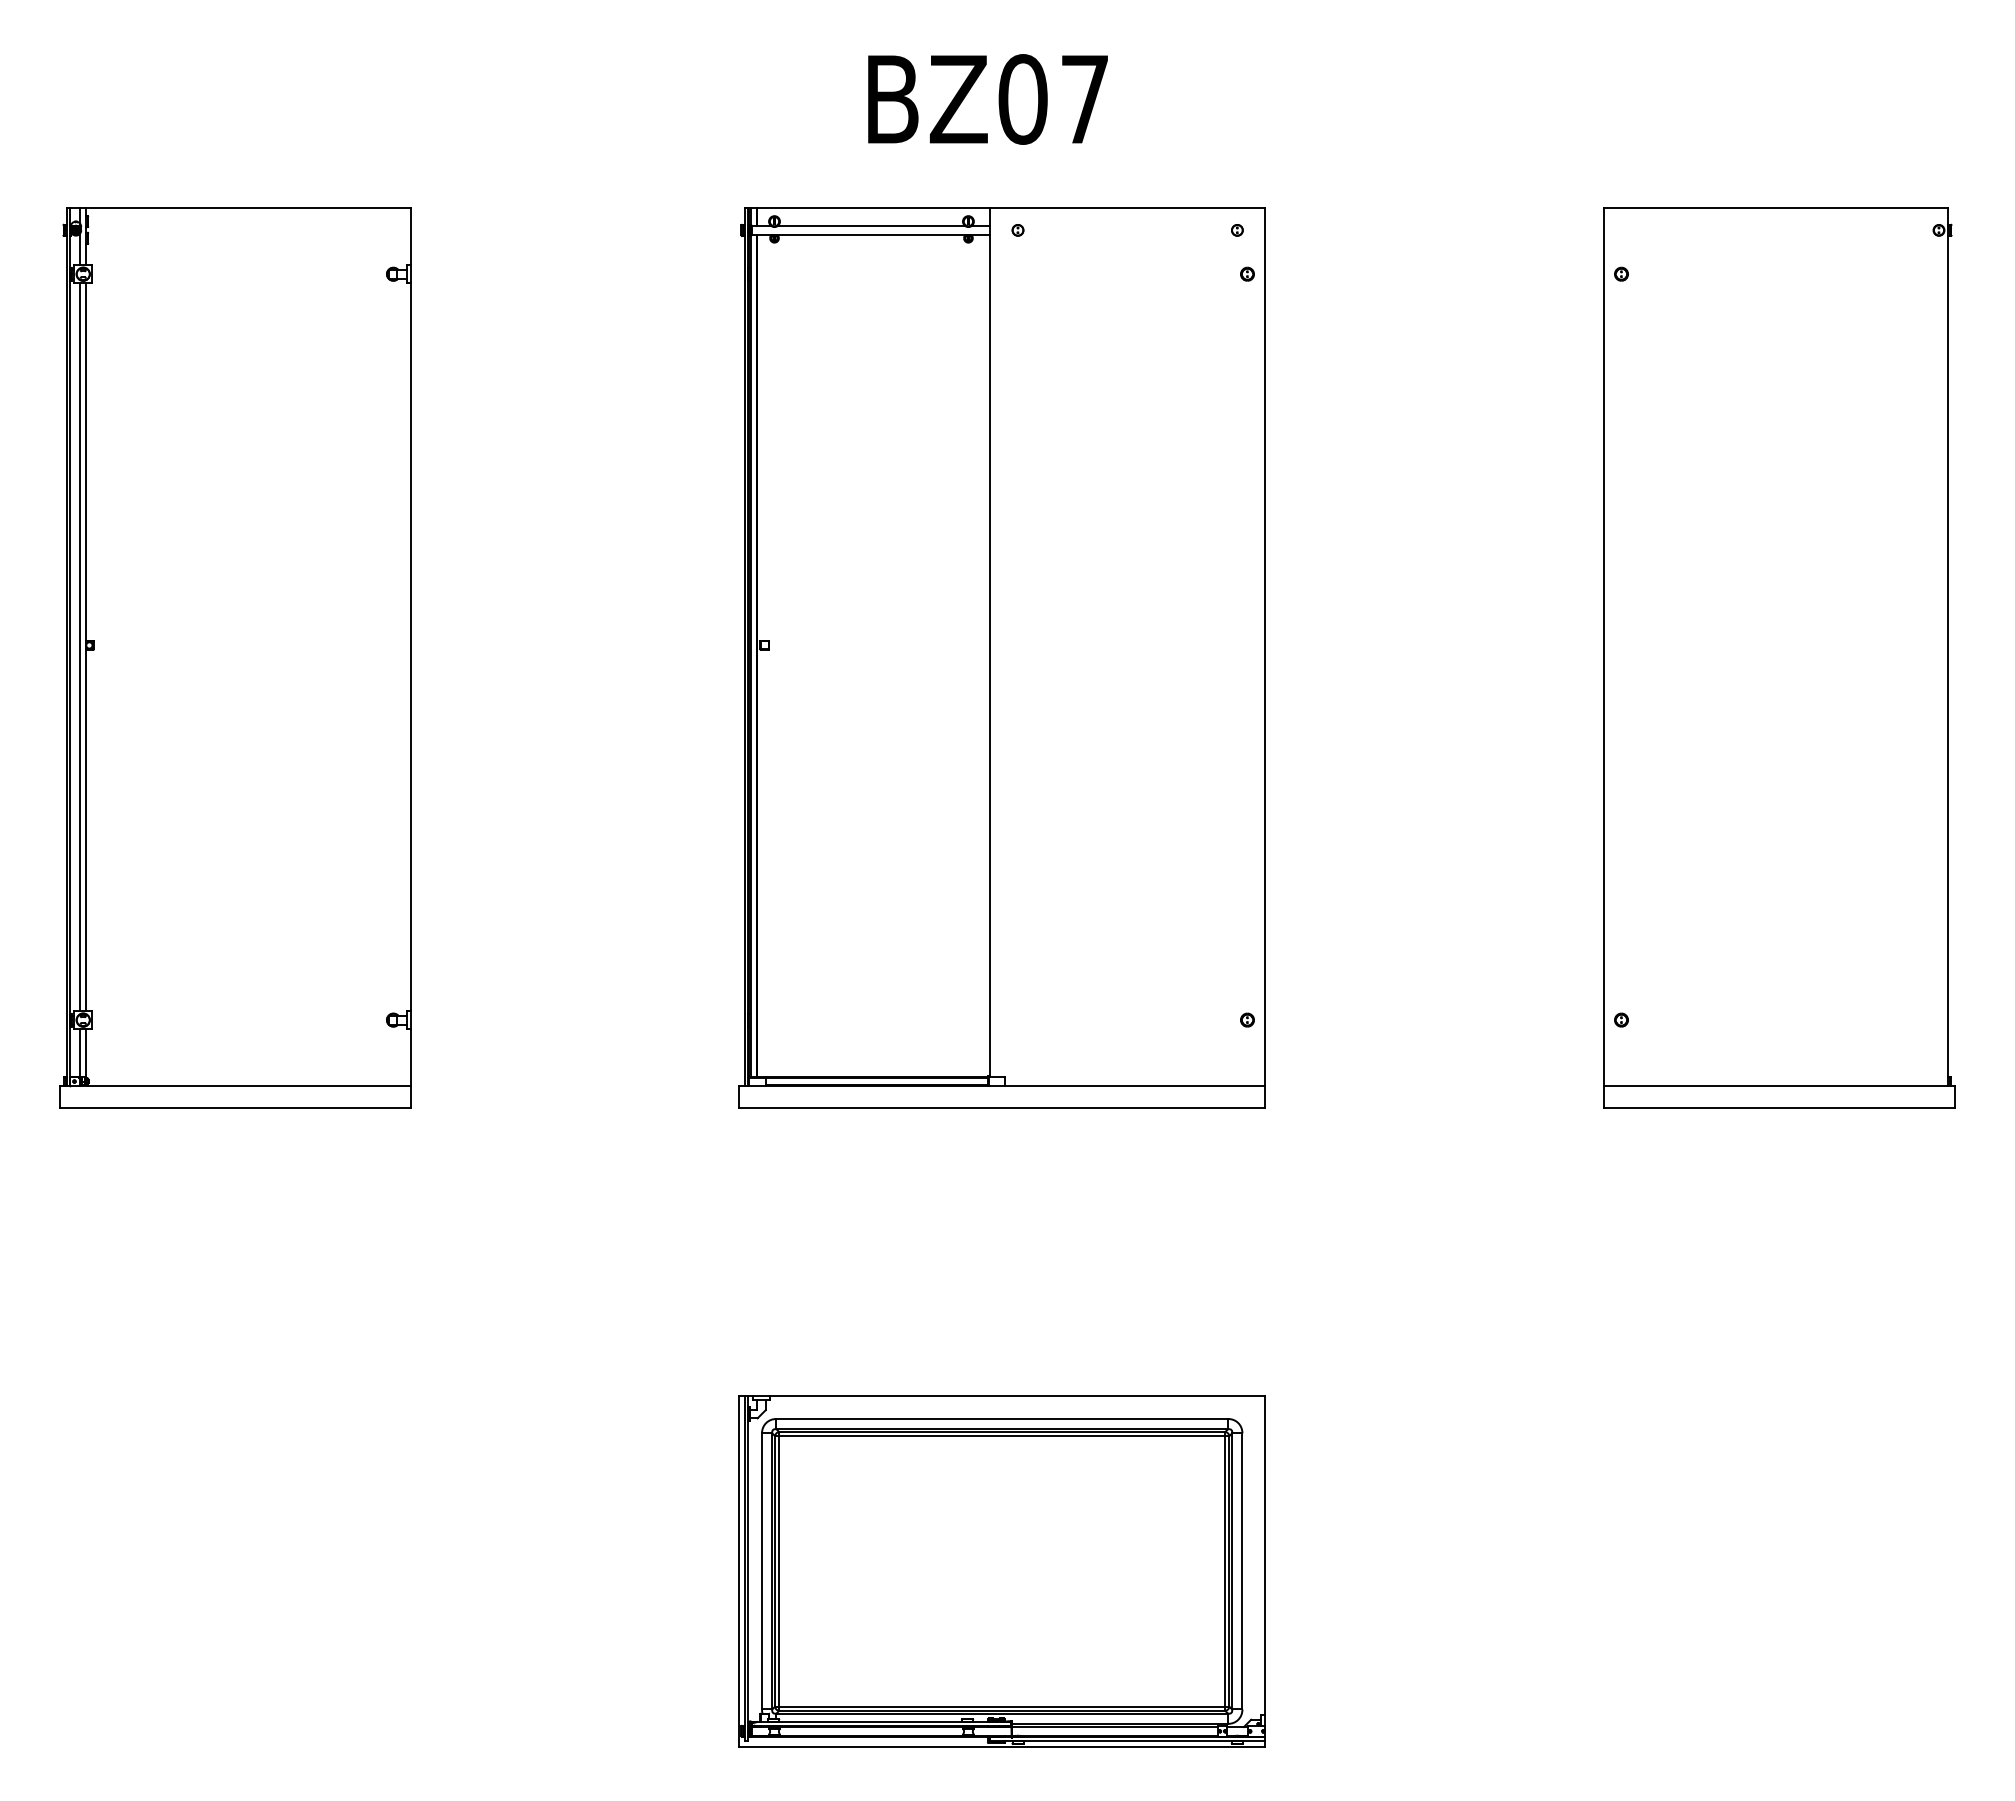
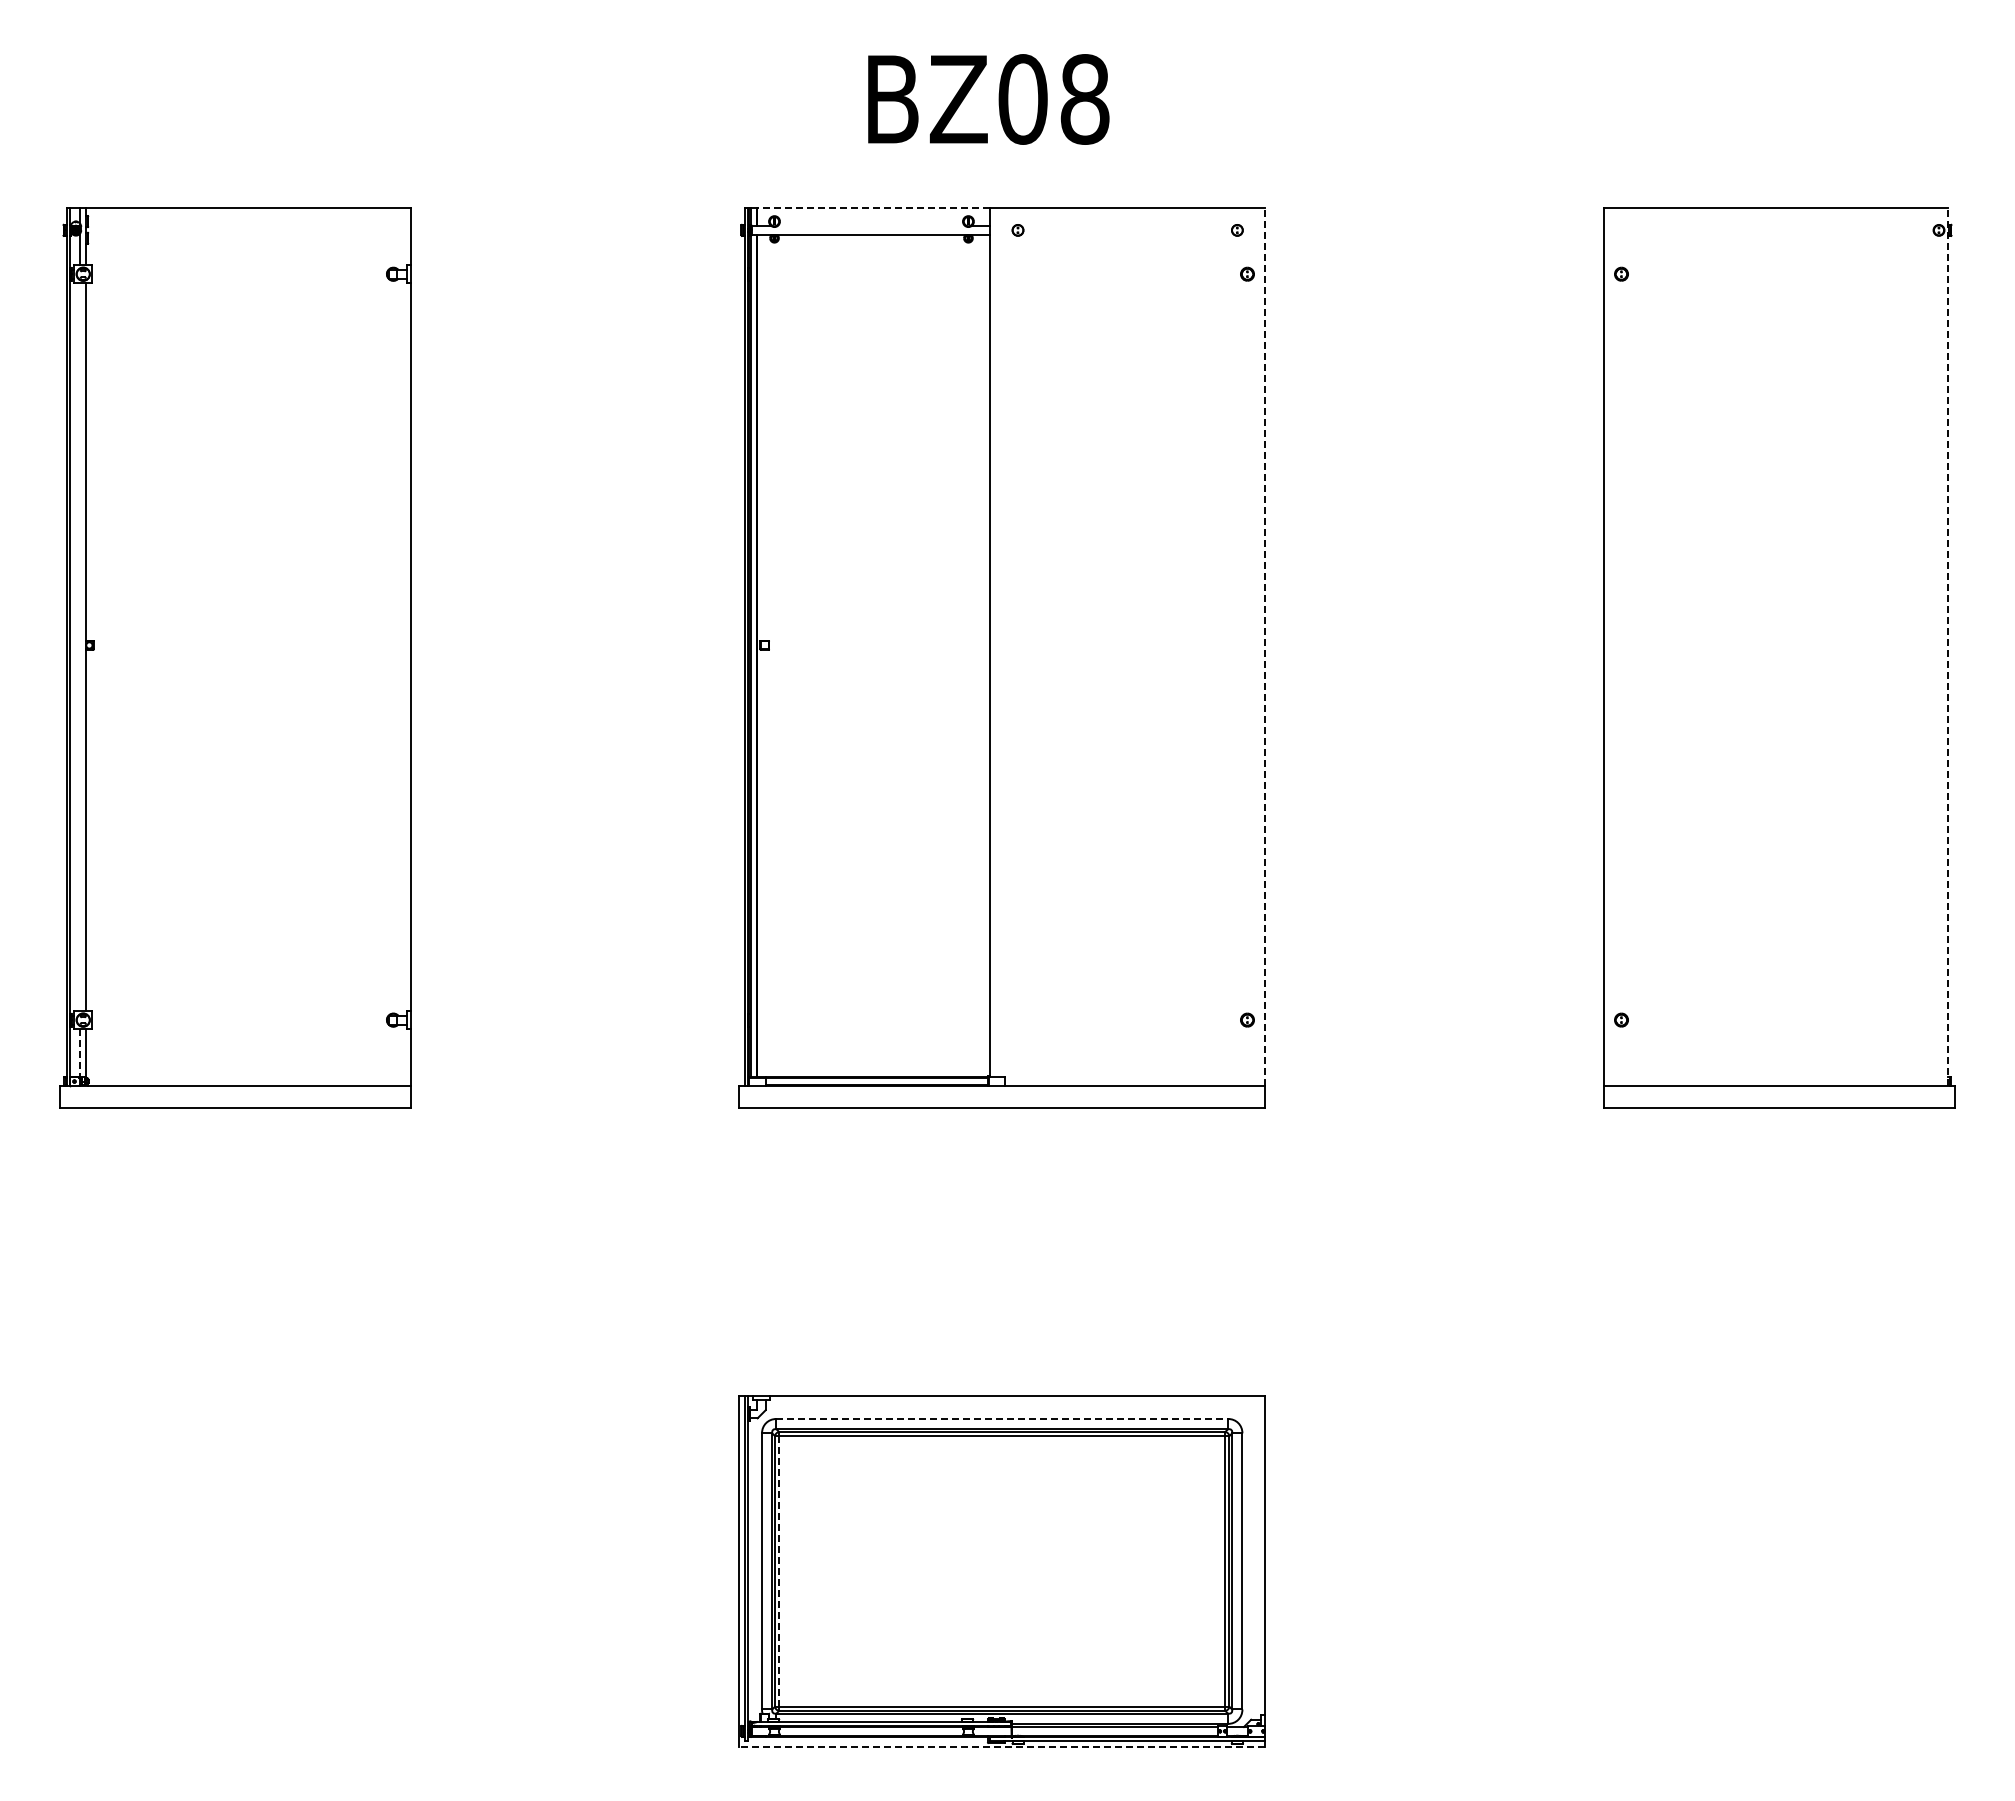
text: BZ07 -> BZ08 (1084, 99)
line: solid -> dashed (872, 208)
line: present -> none (871, 226)
line: present -> none (80, 647)
line: solid -> dashed (1265, 647)
line: solid -> dashed (1948, 647)
line: solid -> dashed (80, 1052)
line: solid -> dashed (1002, 1418)
line: solid -> dashed (779, 1571)
line: solid -> dashed (1001, 1746)
